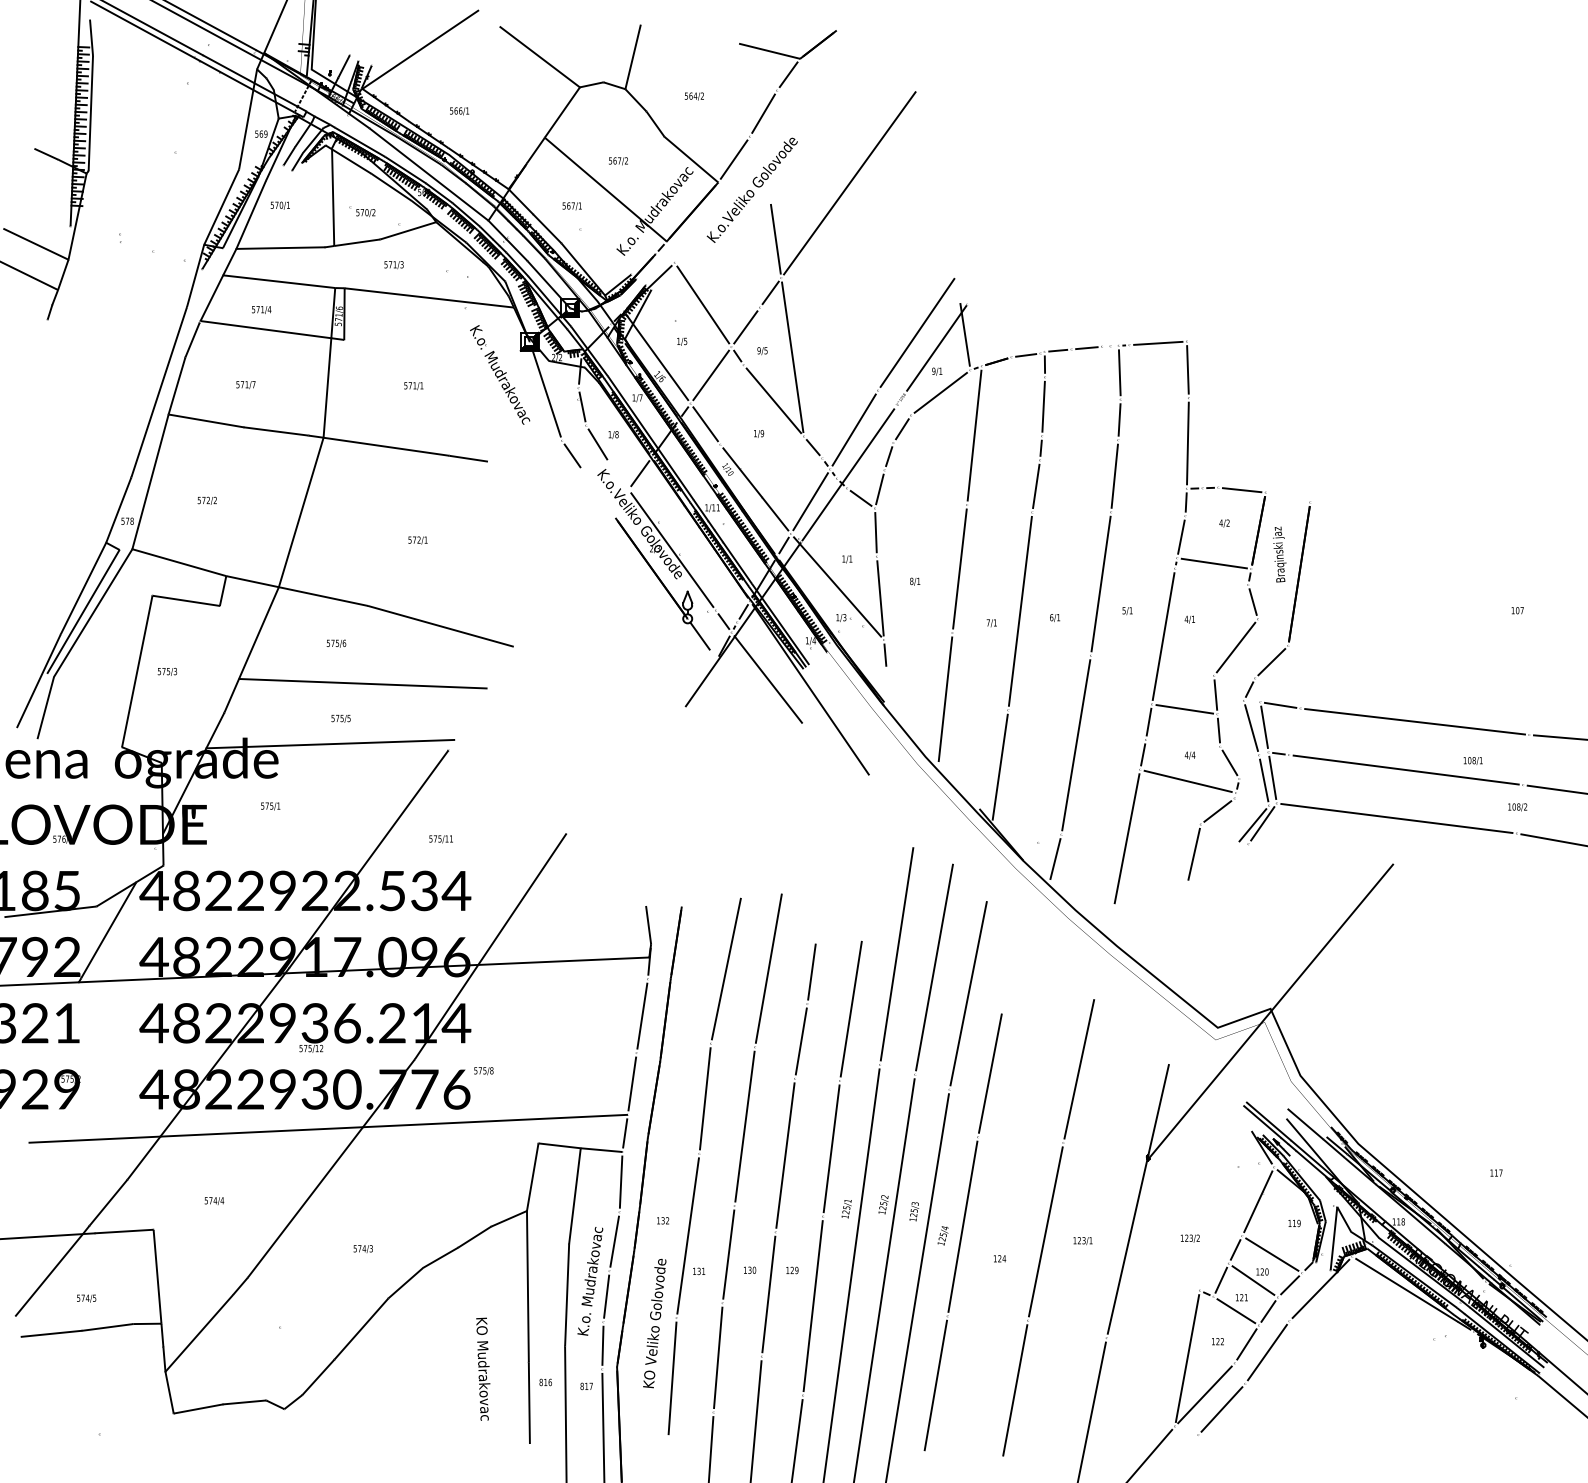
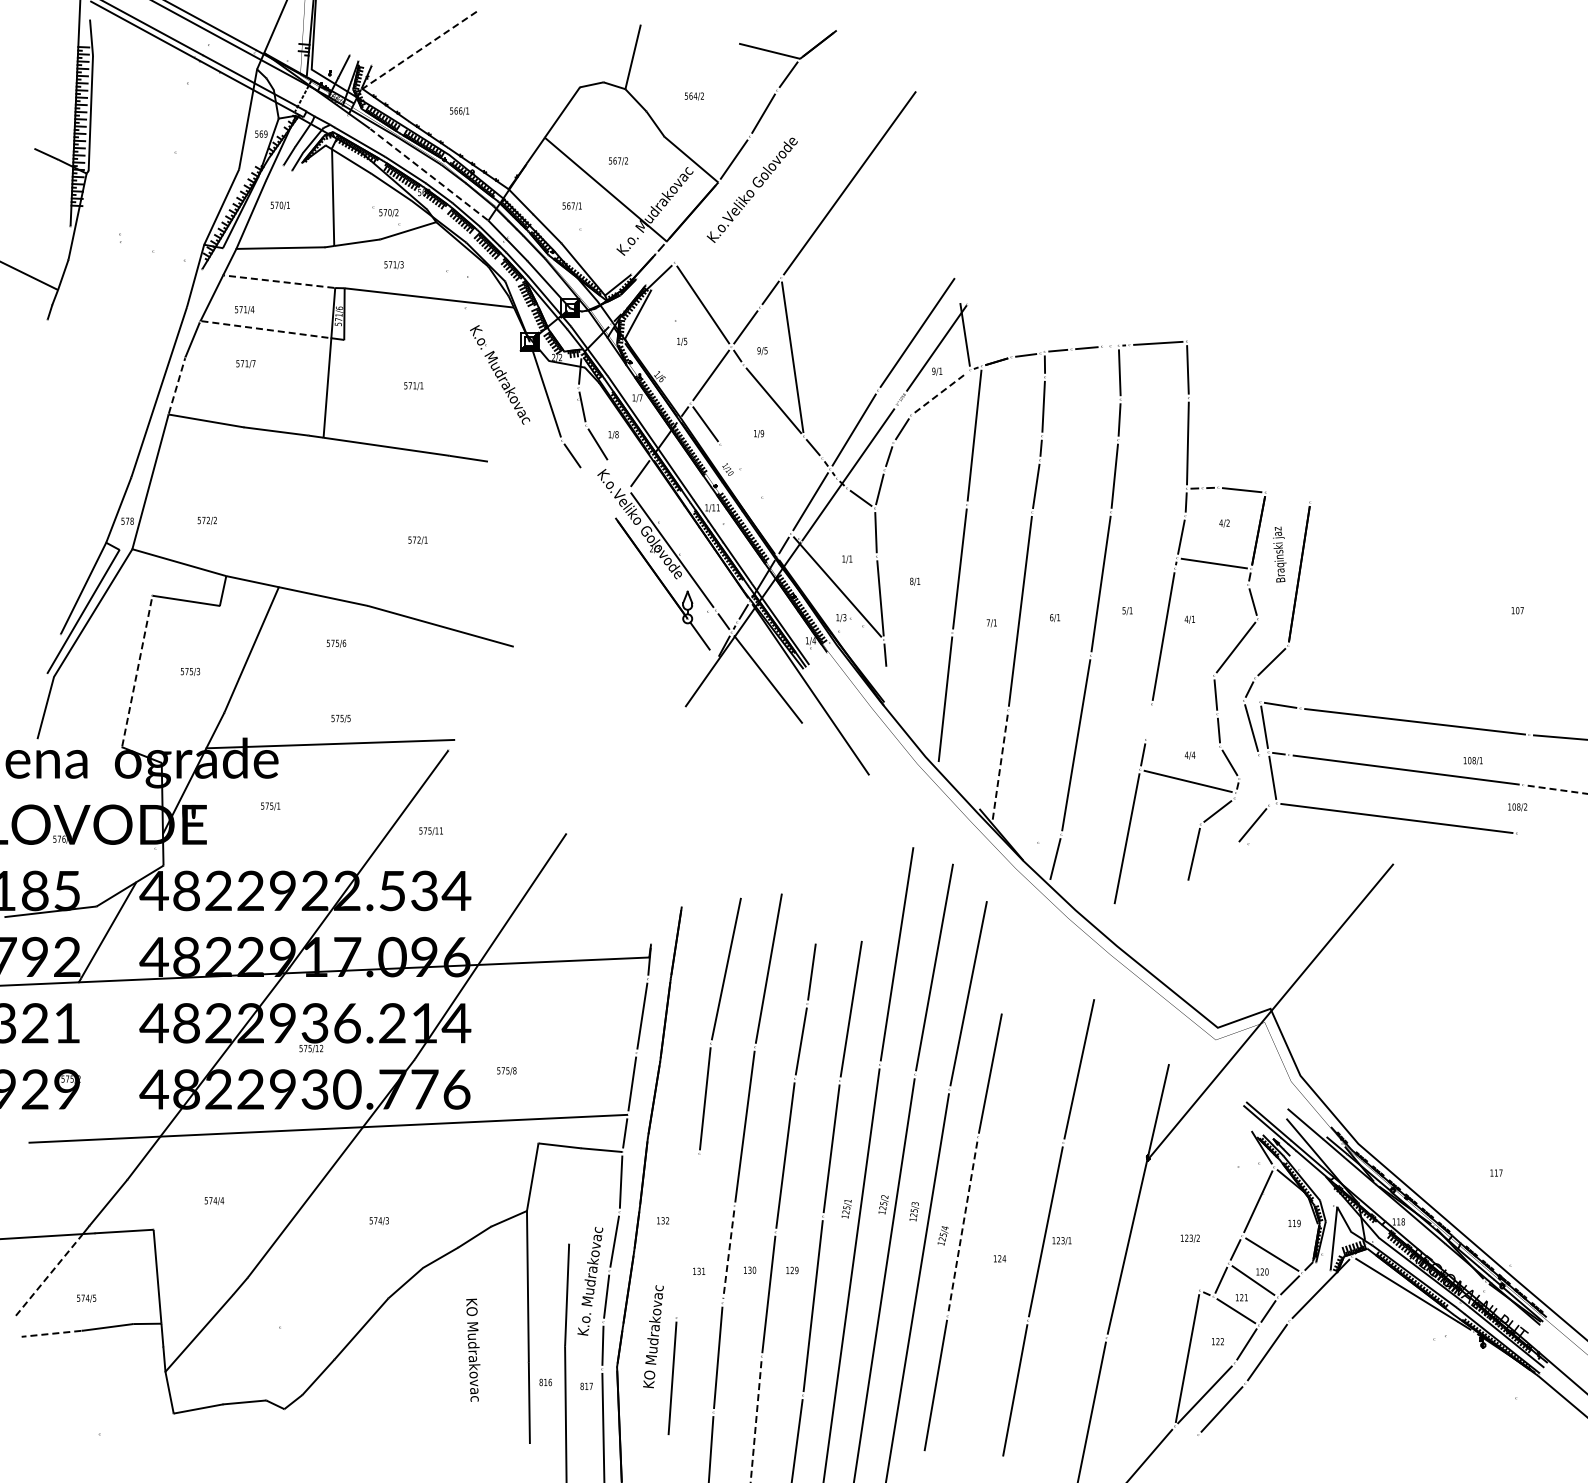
line: solid -> dashed (420, 49)
line: present -> none (539, 56)
line: solid -> dashed (428, 174)
part position: (362, 211) -> (385, 211) (385, 211)
line: present -> none (775, 238)
line: present -> none (35, 244)
line: solid -> dashed (278, 281)
text position: (261, 309) -> (244, 309) (244, 309)
line: solid -> dashed (266, 329)
line: present -> none (657, 357)
line: solid -> dashed (177, 385)
text position: (245, 385) -> (245, 364) (245, 364)
line: solid -> dashed (940, 392)
line: present -> none (755, 489)
text position: (206, 500) -> (206, 520) (206, 520)
line: present -> none (301, 512)
line: solid -> dashed (137, 671)
text position: (167, 671) -> (190, 671) (190, 671)
line: present -> none (38, 681)
line: present -> none (362, 683)
line: present -> none (1184, 709)
line: present -> none (1148, 721)
line: solid -> dashed (1000, 767)
line: present -> none (1264, 780)
line: solid -> dashed (1558, 789)
line: present -> none (1262, 823)
text position: (440, 839) -> (430, 831) (430, 831)
line: present -> none (1552, 839)
line: present -> none (648, 924)
text position: (483, 1071) -> (506, 1071) (506, 1071)
line: present -> none (574, 1196)
line: solid -> dashed (962, 1227)
line: present -> none (687, 1235)
text position: (1082, 1241) -> (1061, 1241) (1061, 1241)
text position: (362, 1248) -> (378, 1220) (378, 1220)
line: solid -> dashed (728, 1255)
line: solid -> dashed (49, 1274)
text: KO Veliko Golovode -> KO Mudrakovac (655, 1311)
line: solid -> dashed (51, 1333)
text position: (483, 1368) -> (473, 1349) (473, 1349)
line: solid -> dashed (756, 1421)
